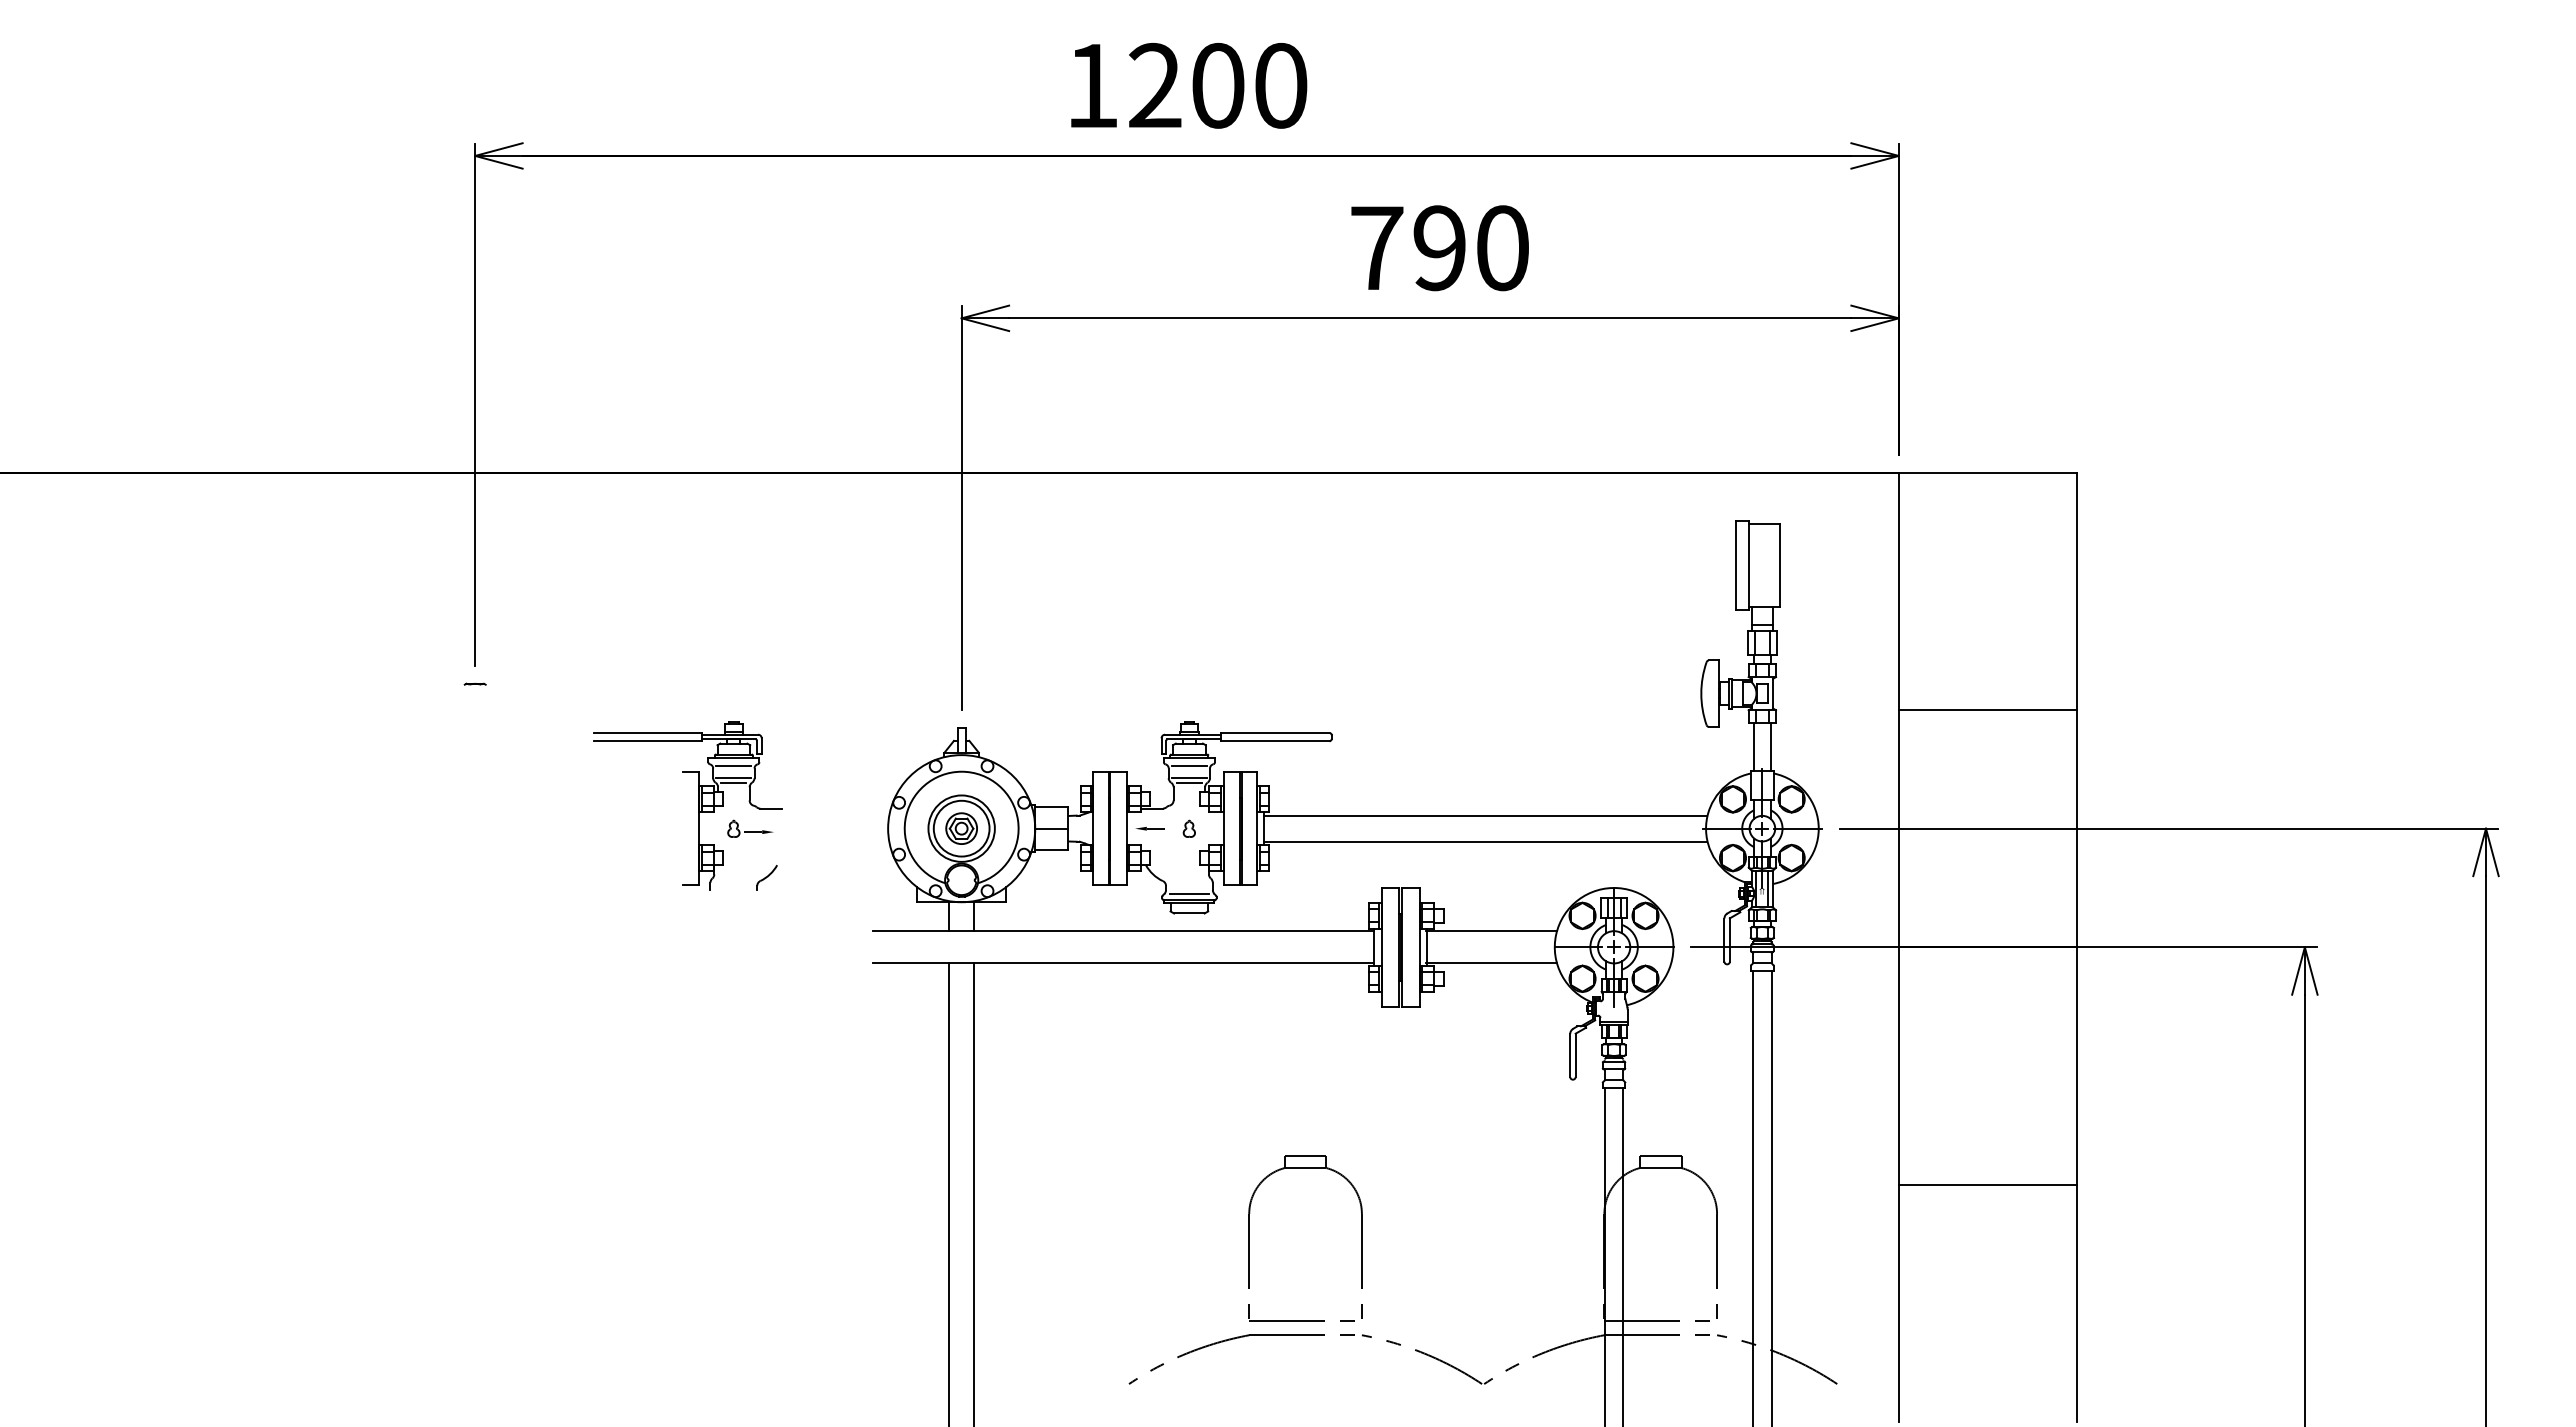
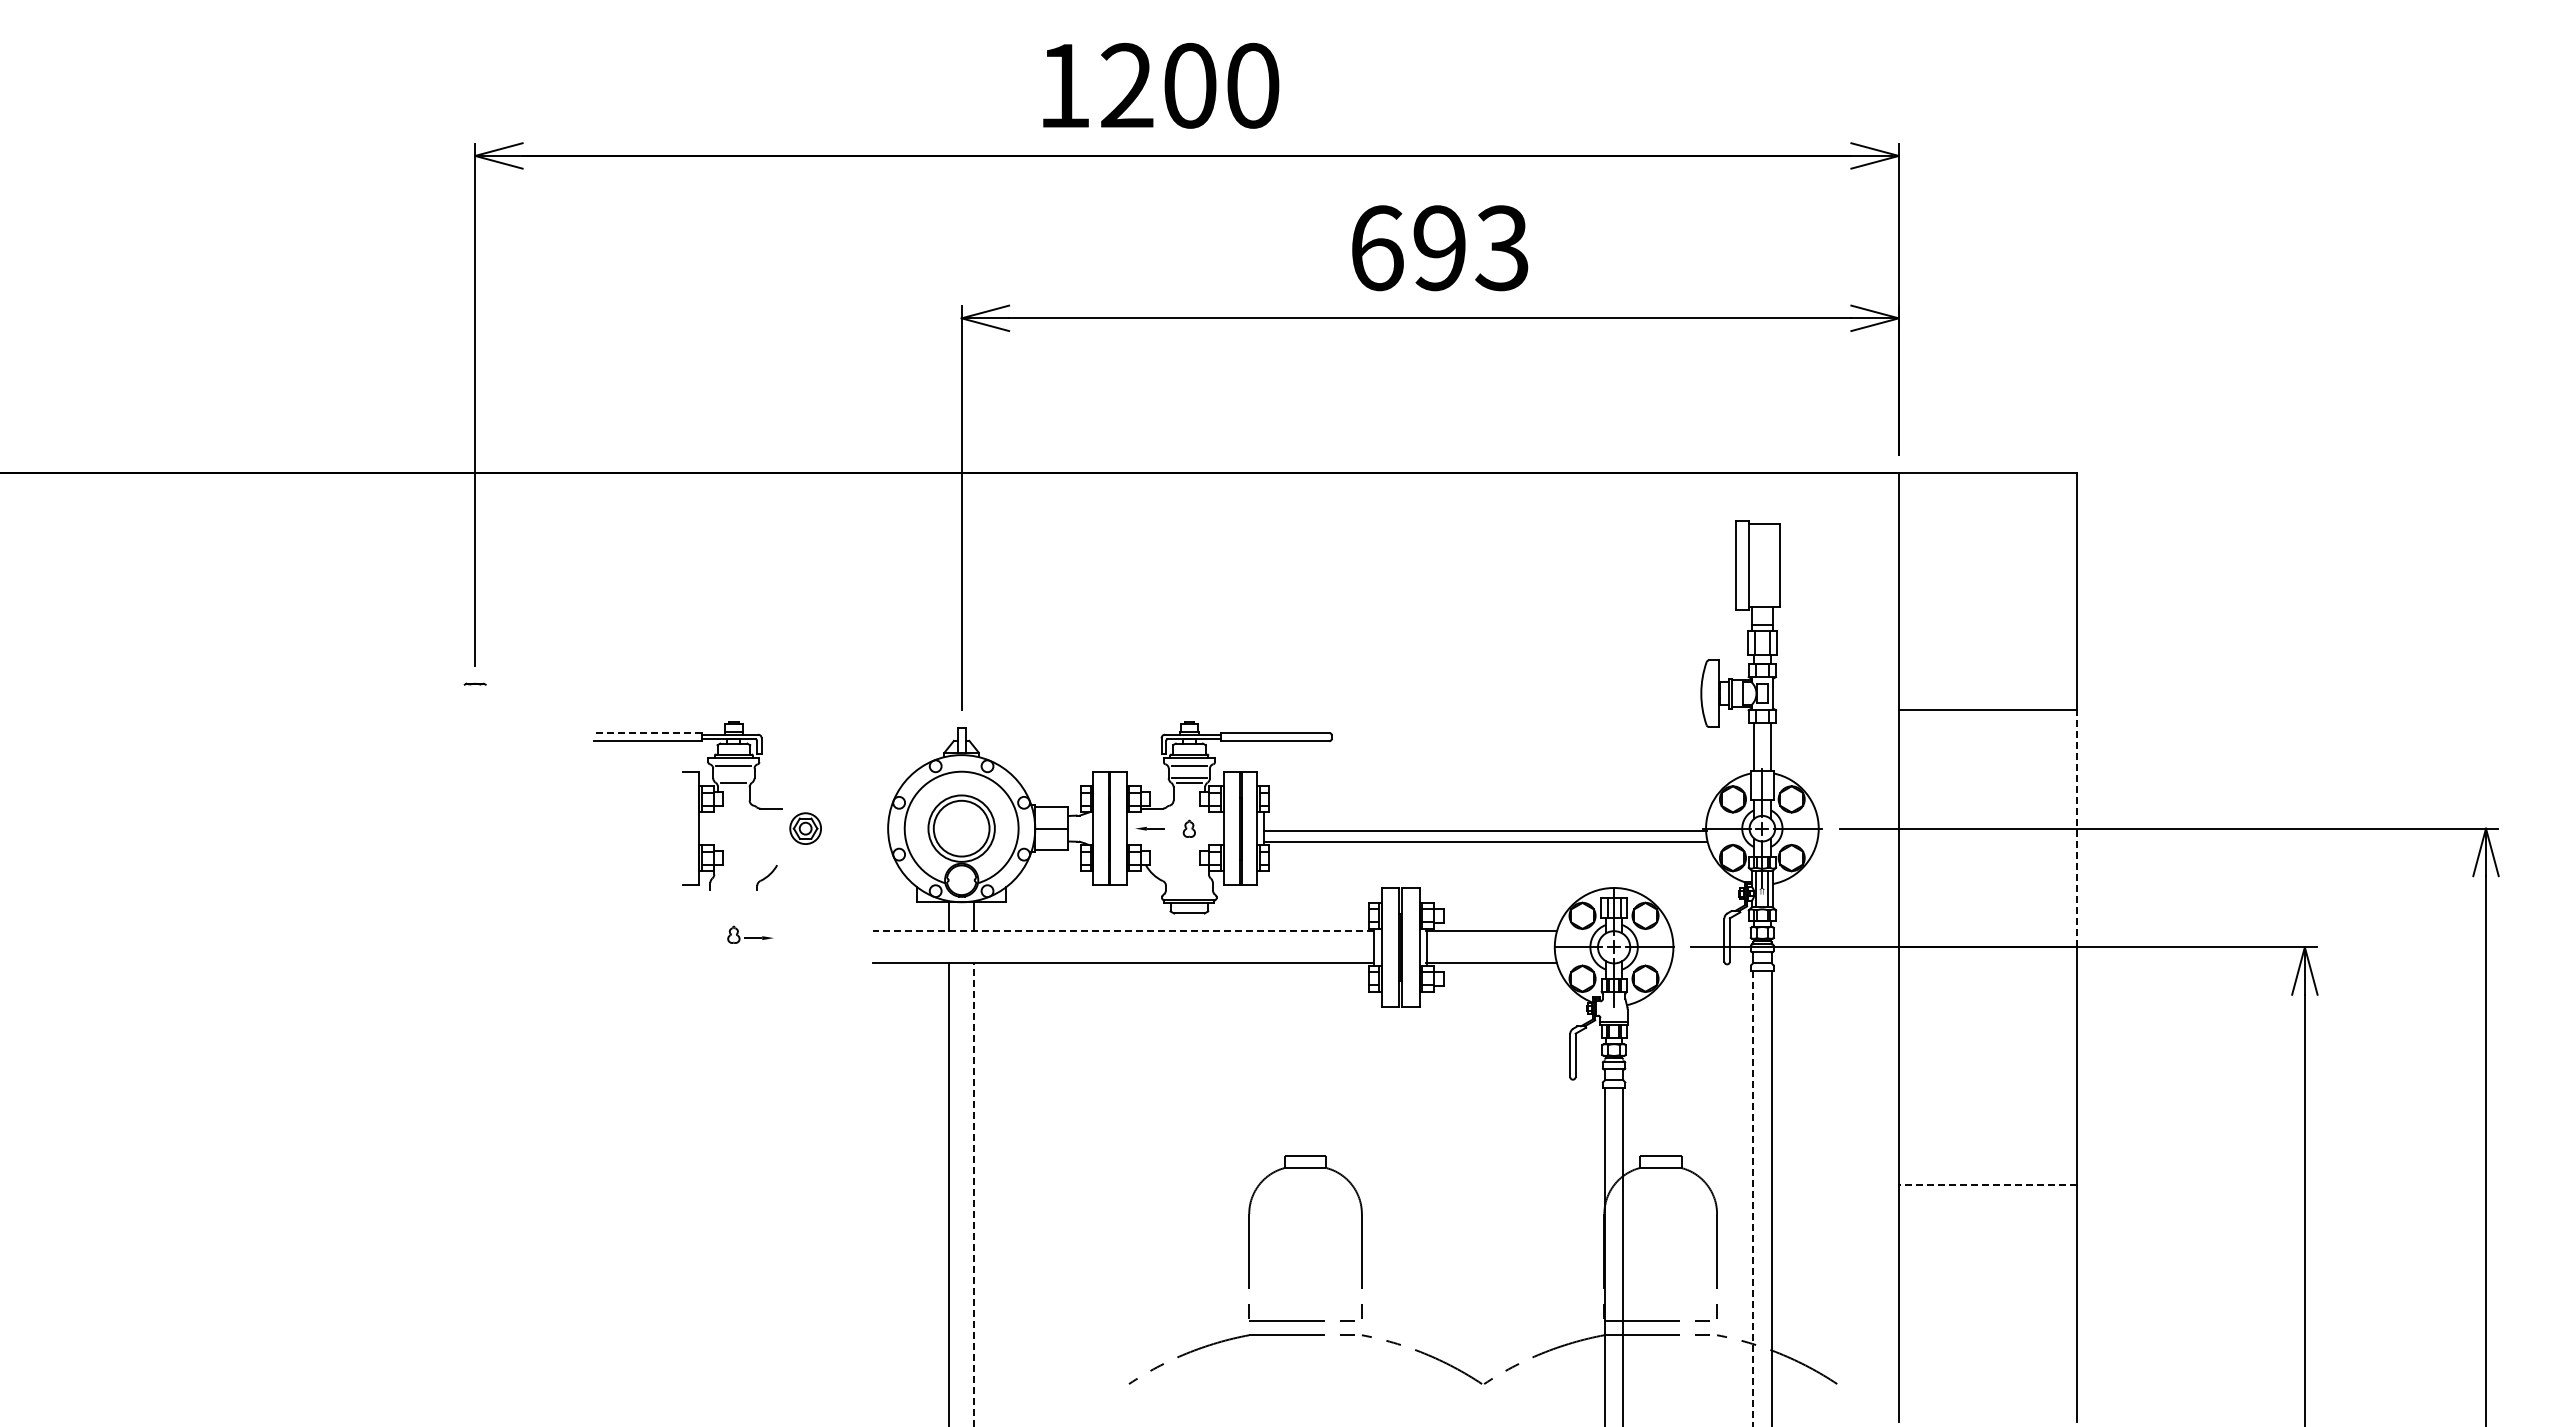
text position: (1189, 85) -> (1161, 85) (1161, 85)
text: 790 -> 693 (1439, 248)
line: solid -> dashed (647, 732)
line: present -> none (733, 778)
line position: (1485, 815) -> (1485, 830) (1485, 830)
part position: (750, 828) -> (750, 934) (750, 934)
part position: (961, 828) -> (805, 828) (805, 828)
line: solid -> dashed (2076, 828)
line: present -> none (1189, 893)
line: solid -> dashed (1122, 931)
line: solid -> dashed (1987, 1184)
line: solid -> dashed (974, 1194)
line: solid -> dashed (1753, 1198)
